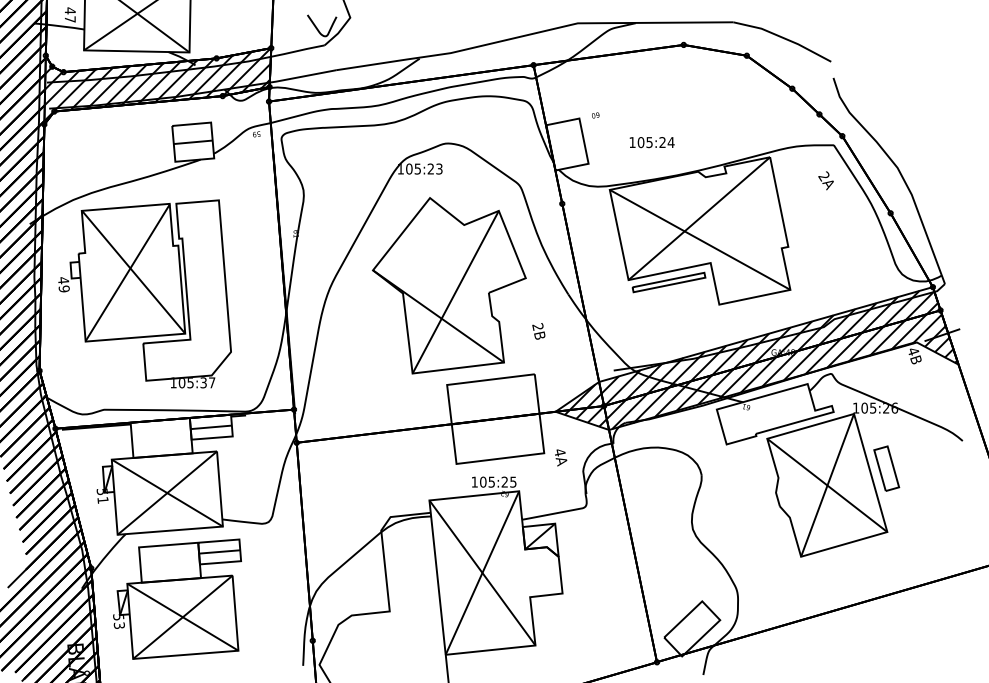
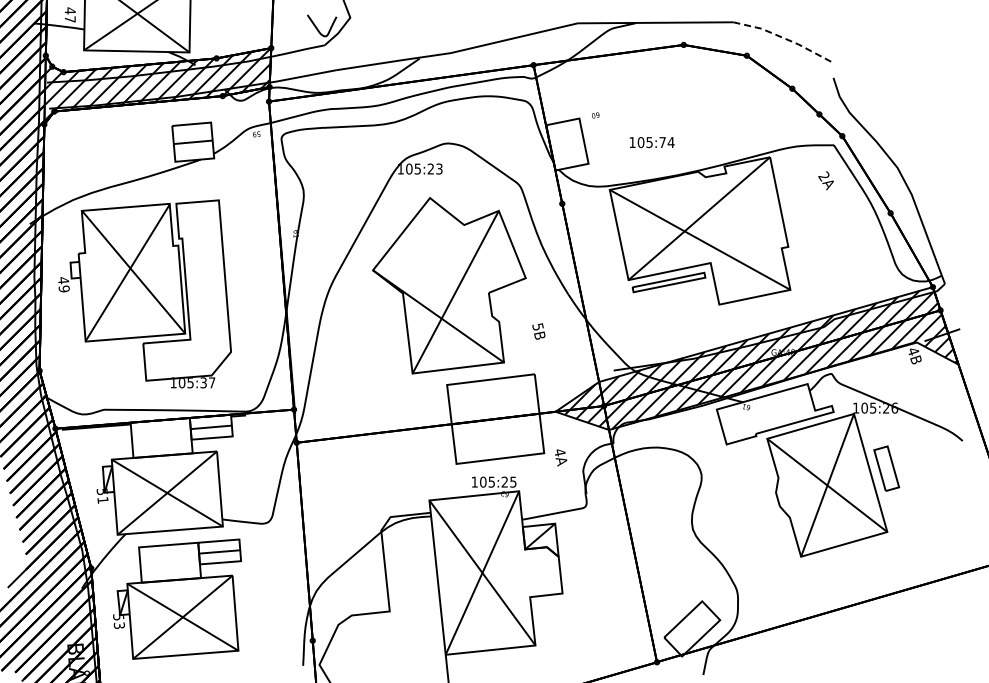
line: solid -> dashed (784, 38)
text: 105:24 -> 105:74 (662, 142)
text: 2B -> 5B (537, 326)
